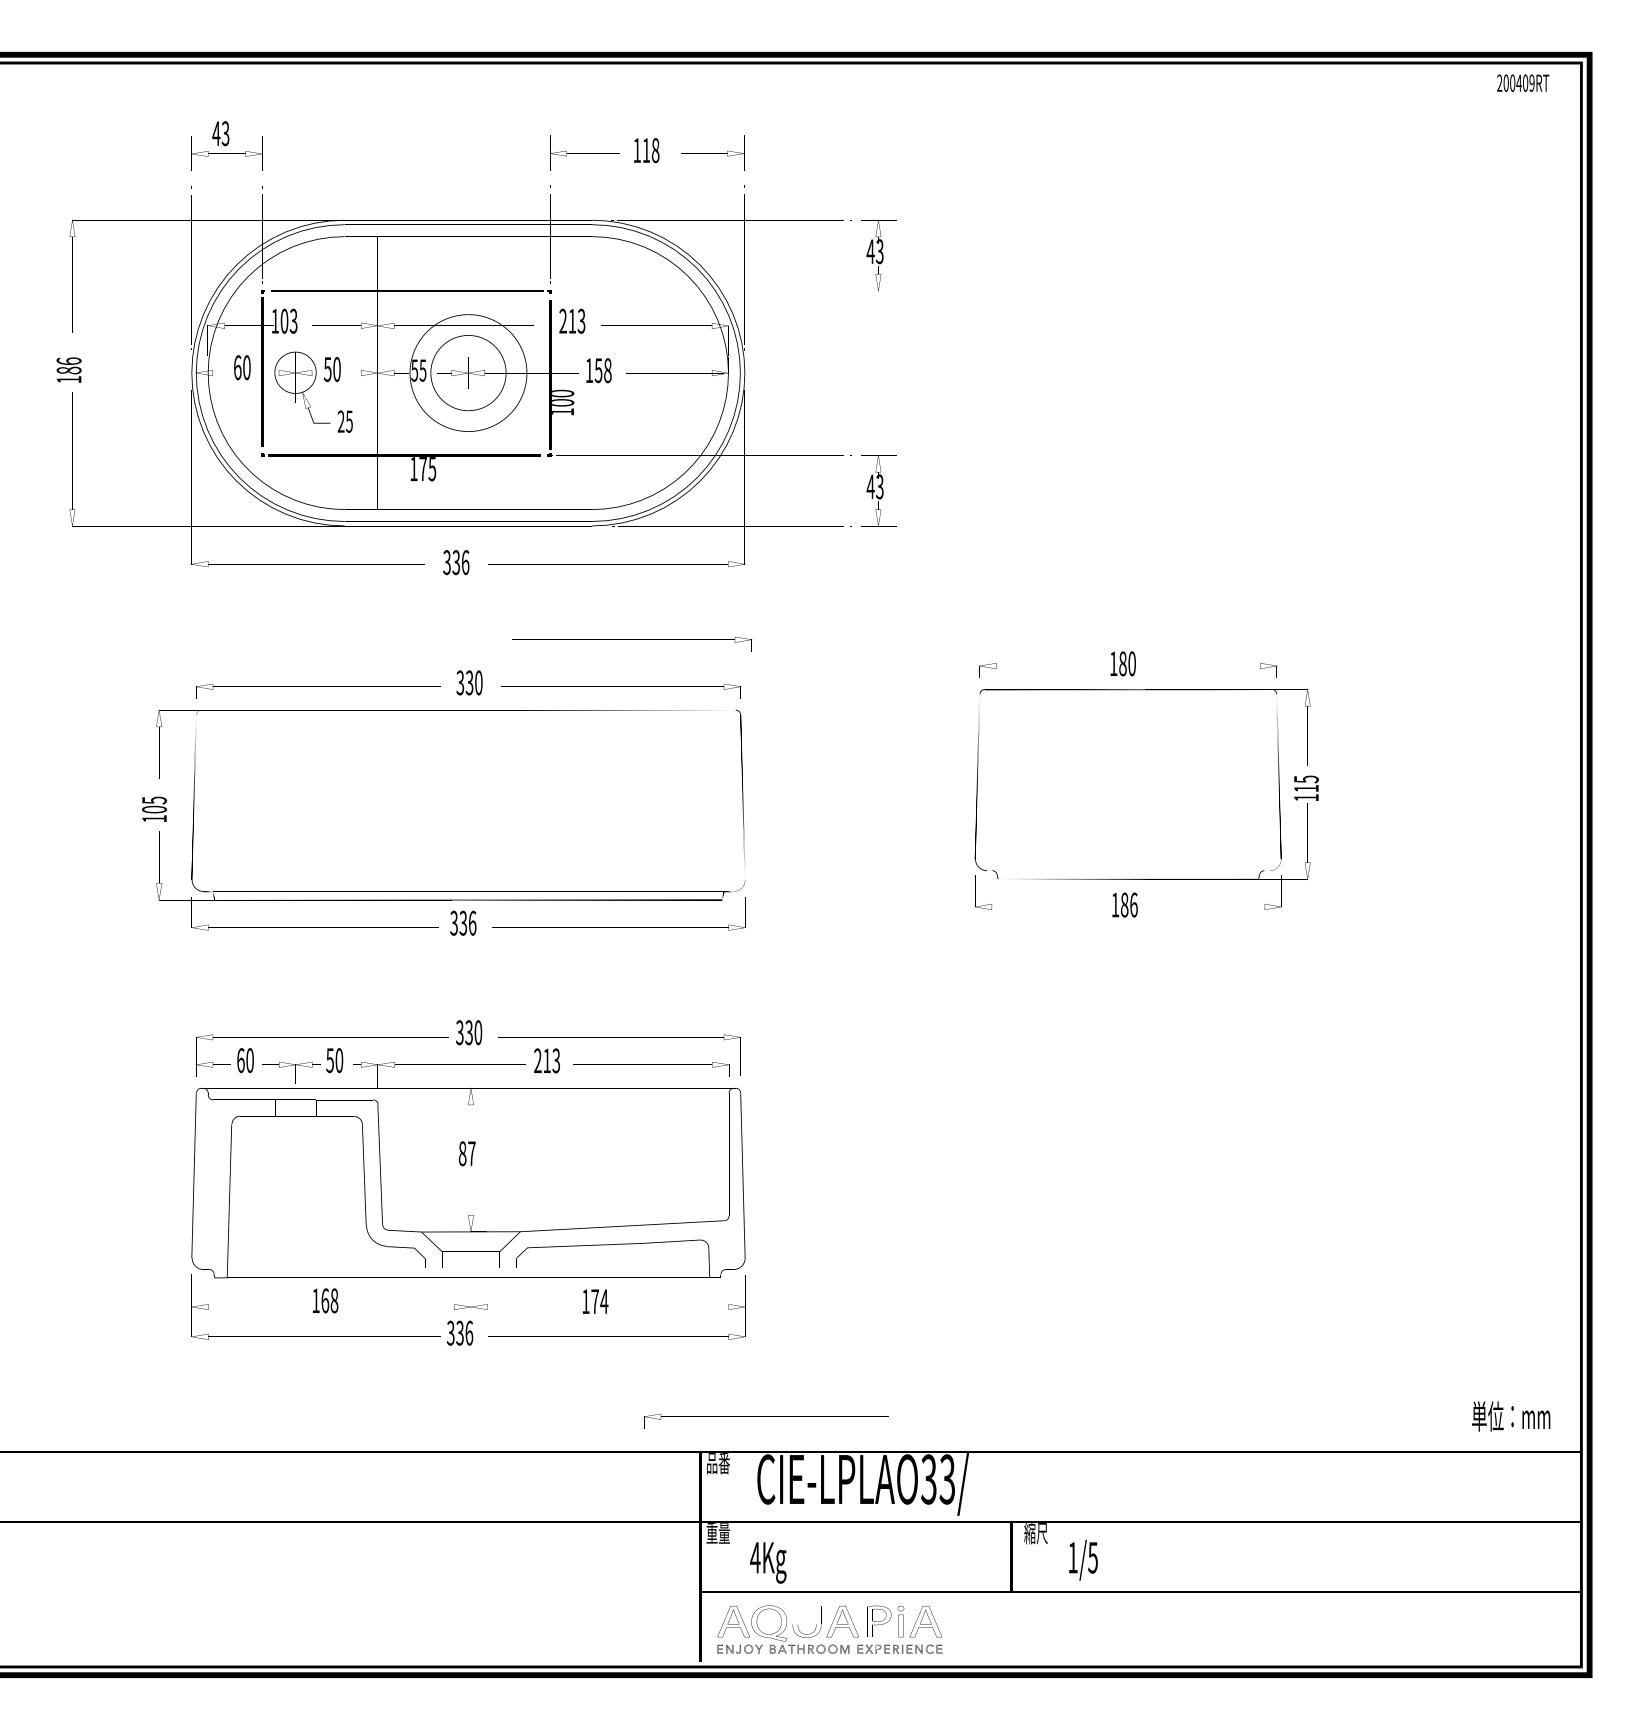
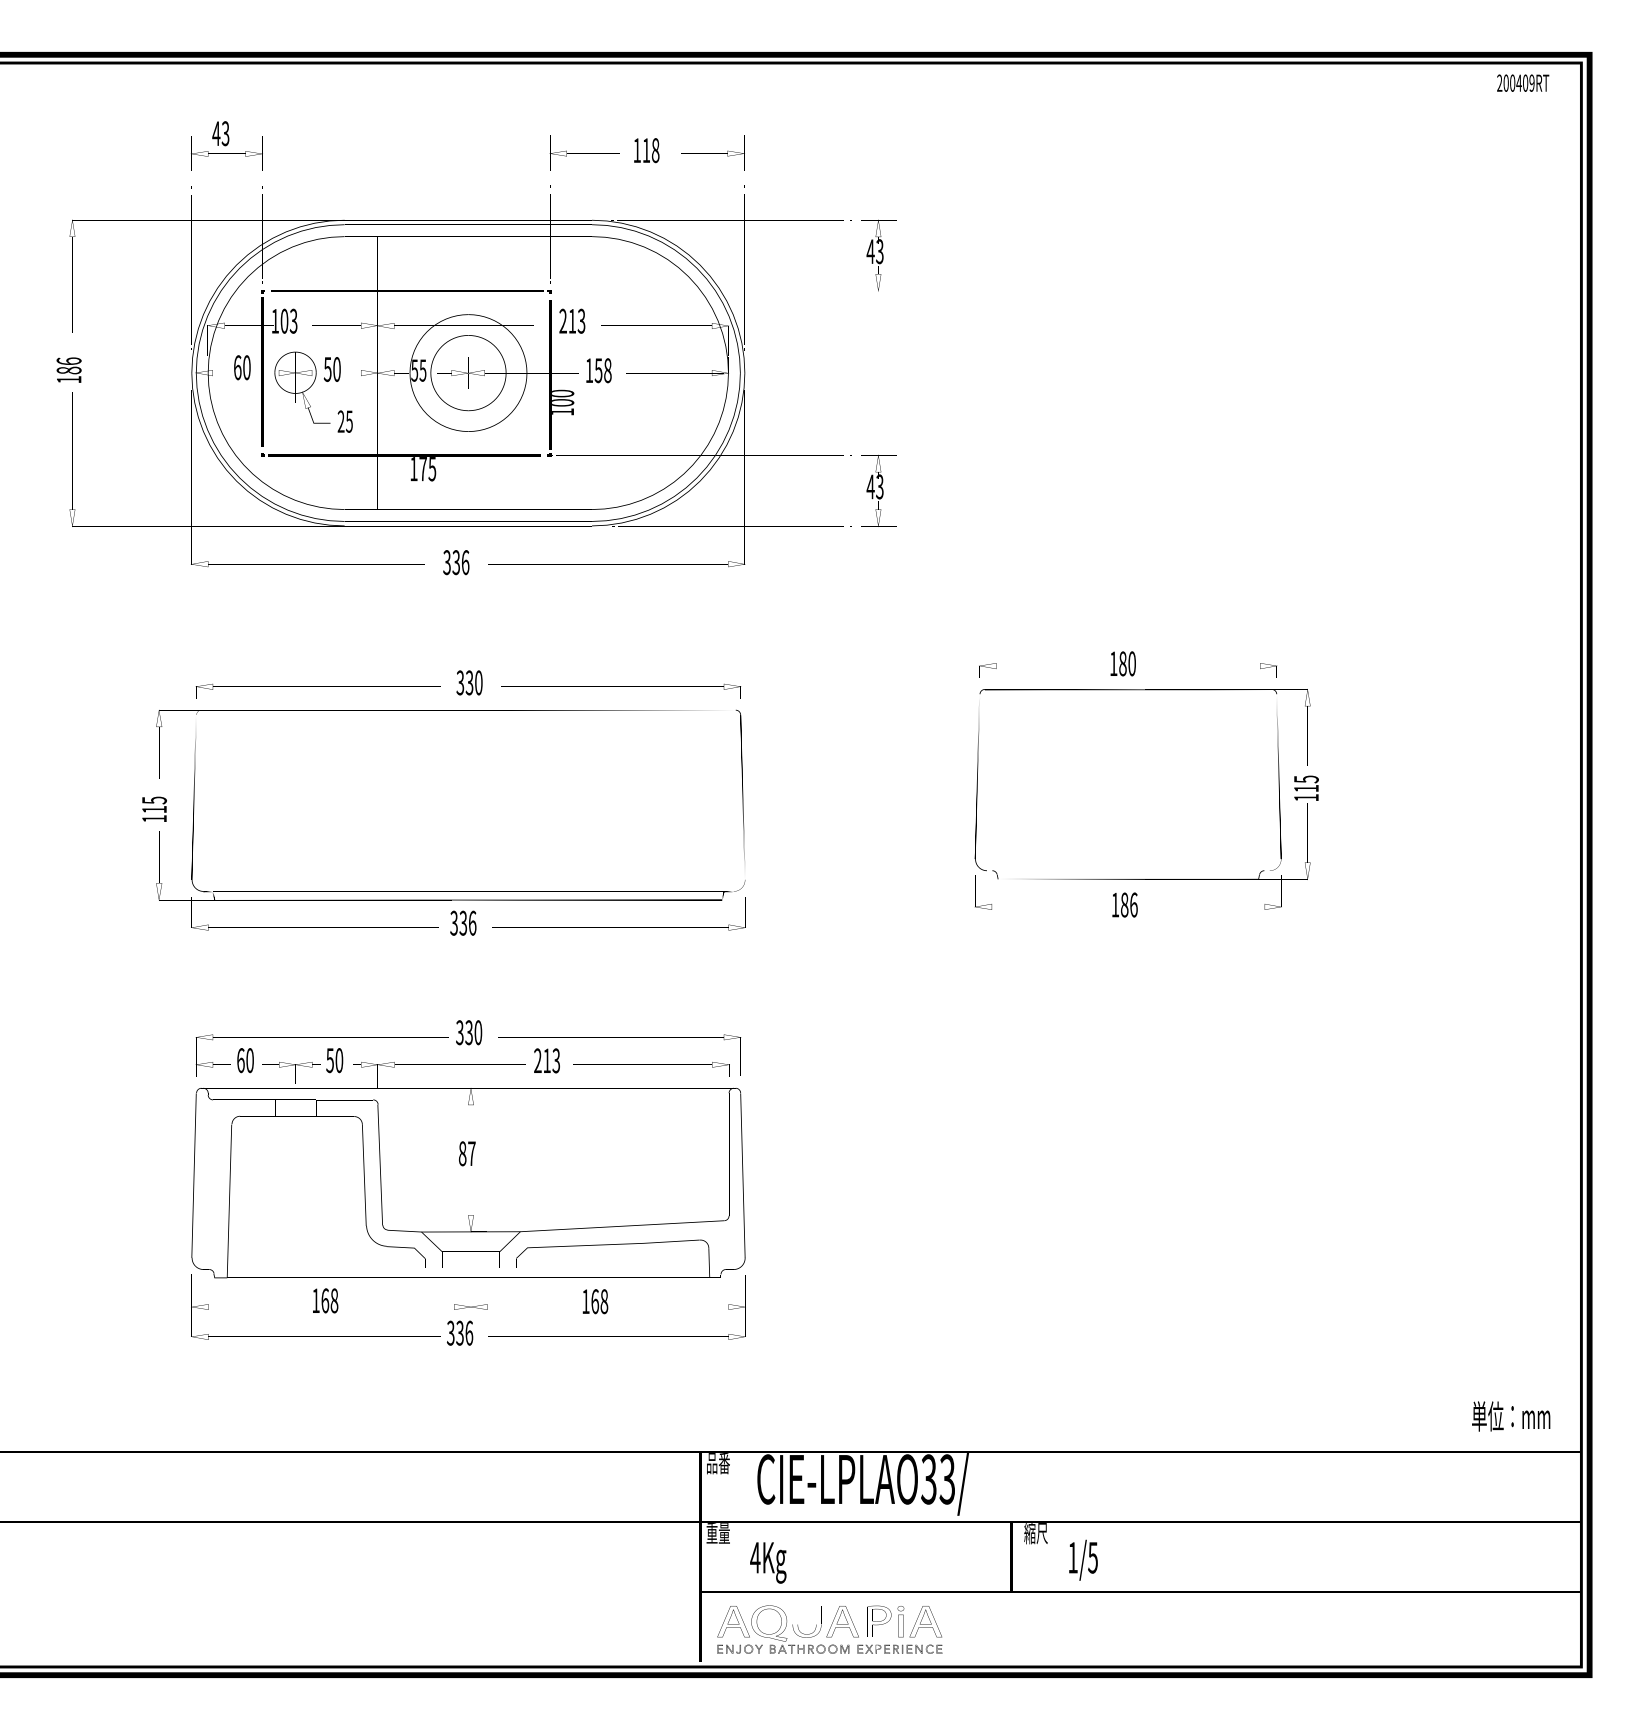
part: present -> none (632, 643)
text: 105 -> 115 (154, 809)
text: 174 -> 168 (599, 1301)
part: present -> none (765, 1420)
